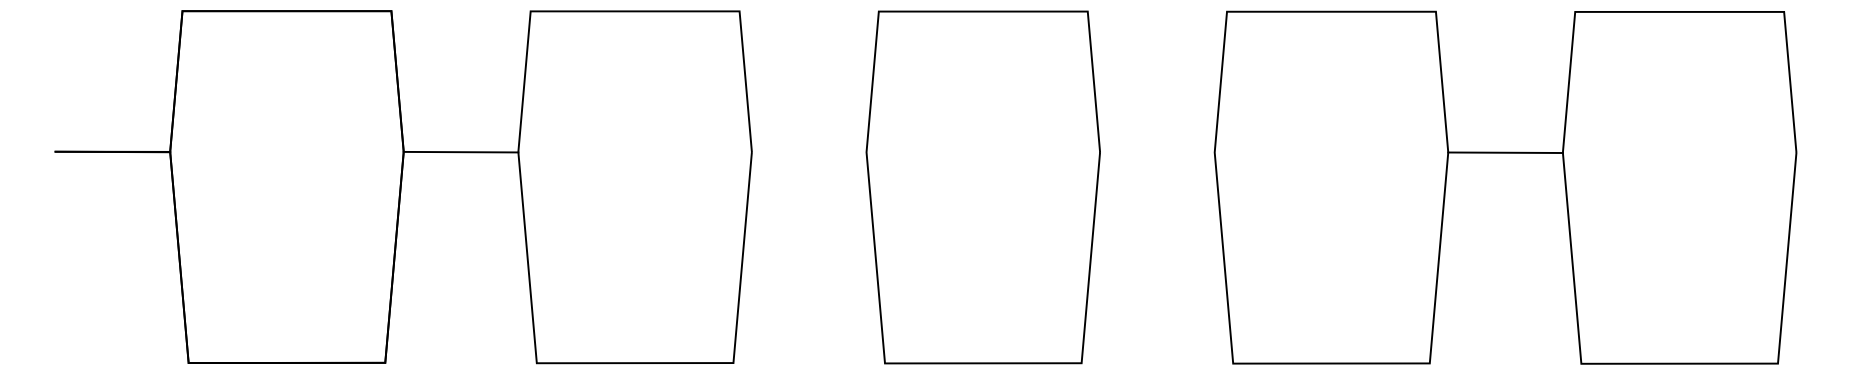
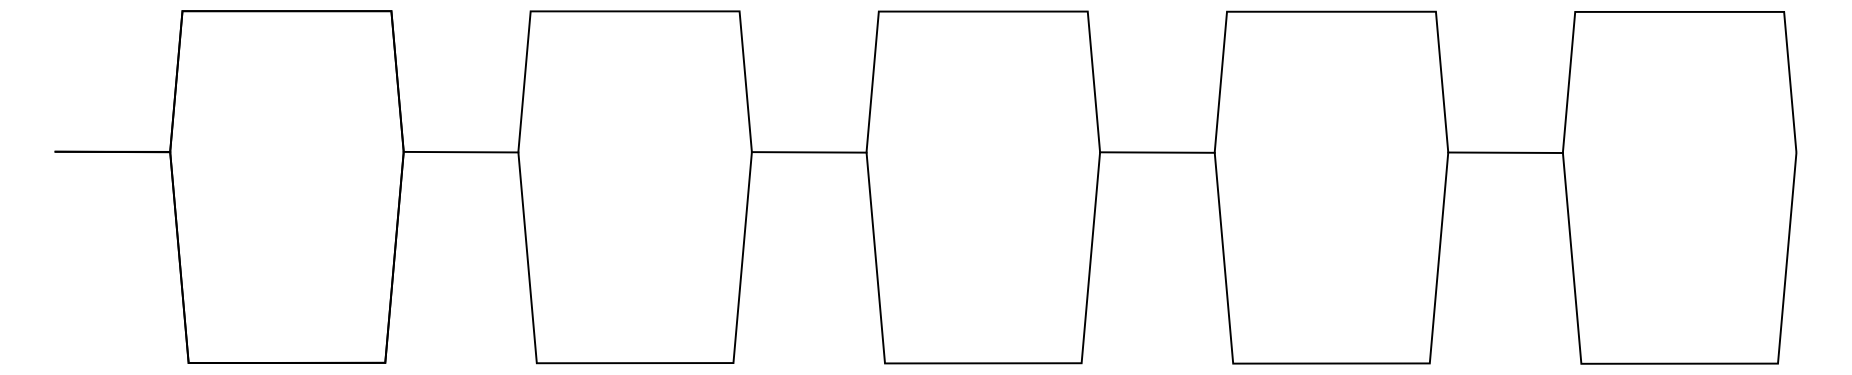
line: none -> present (808, 152)
line: none -> present (1157, 152)
